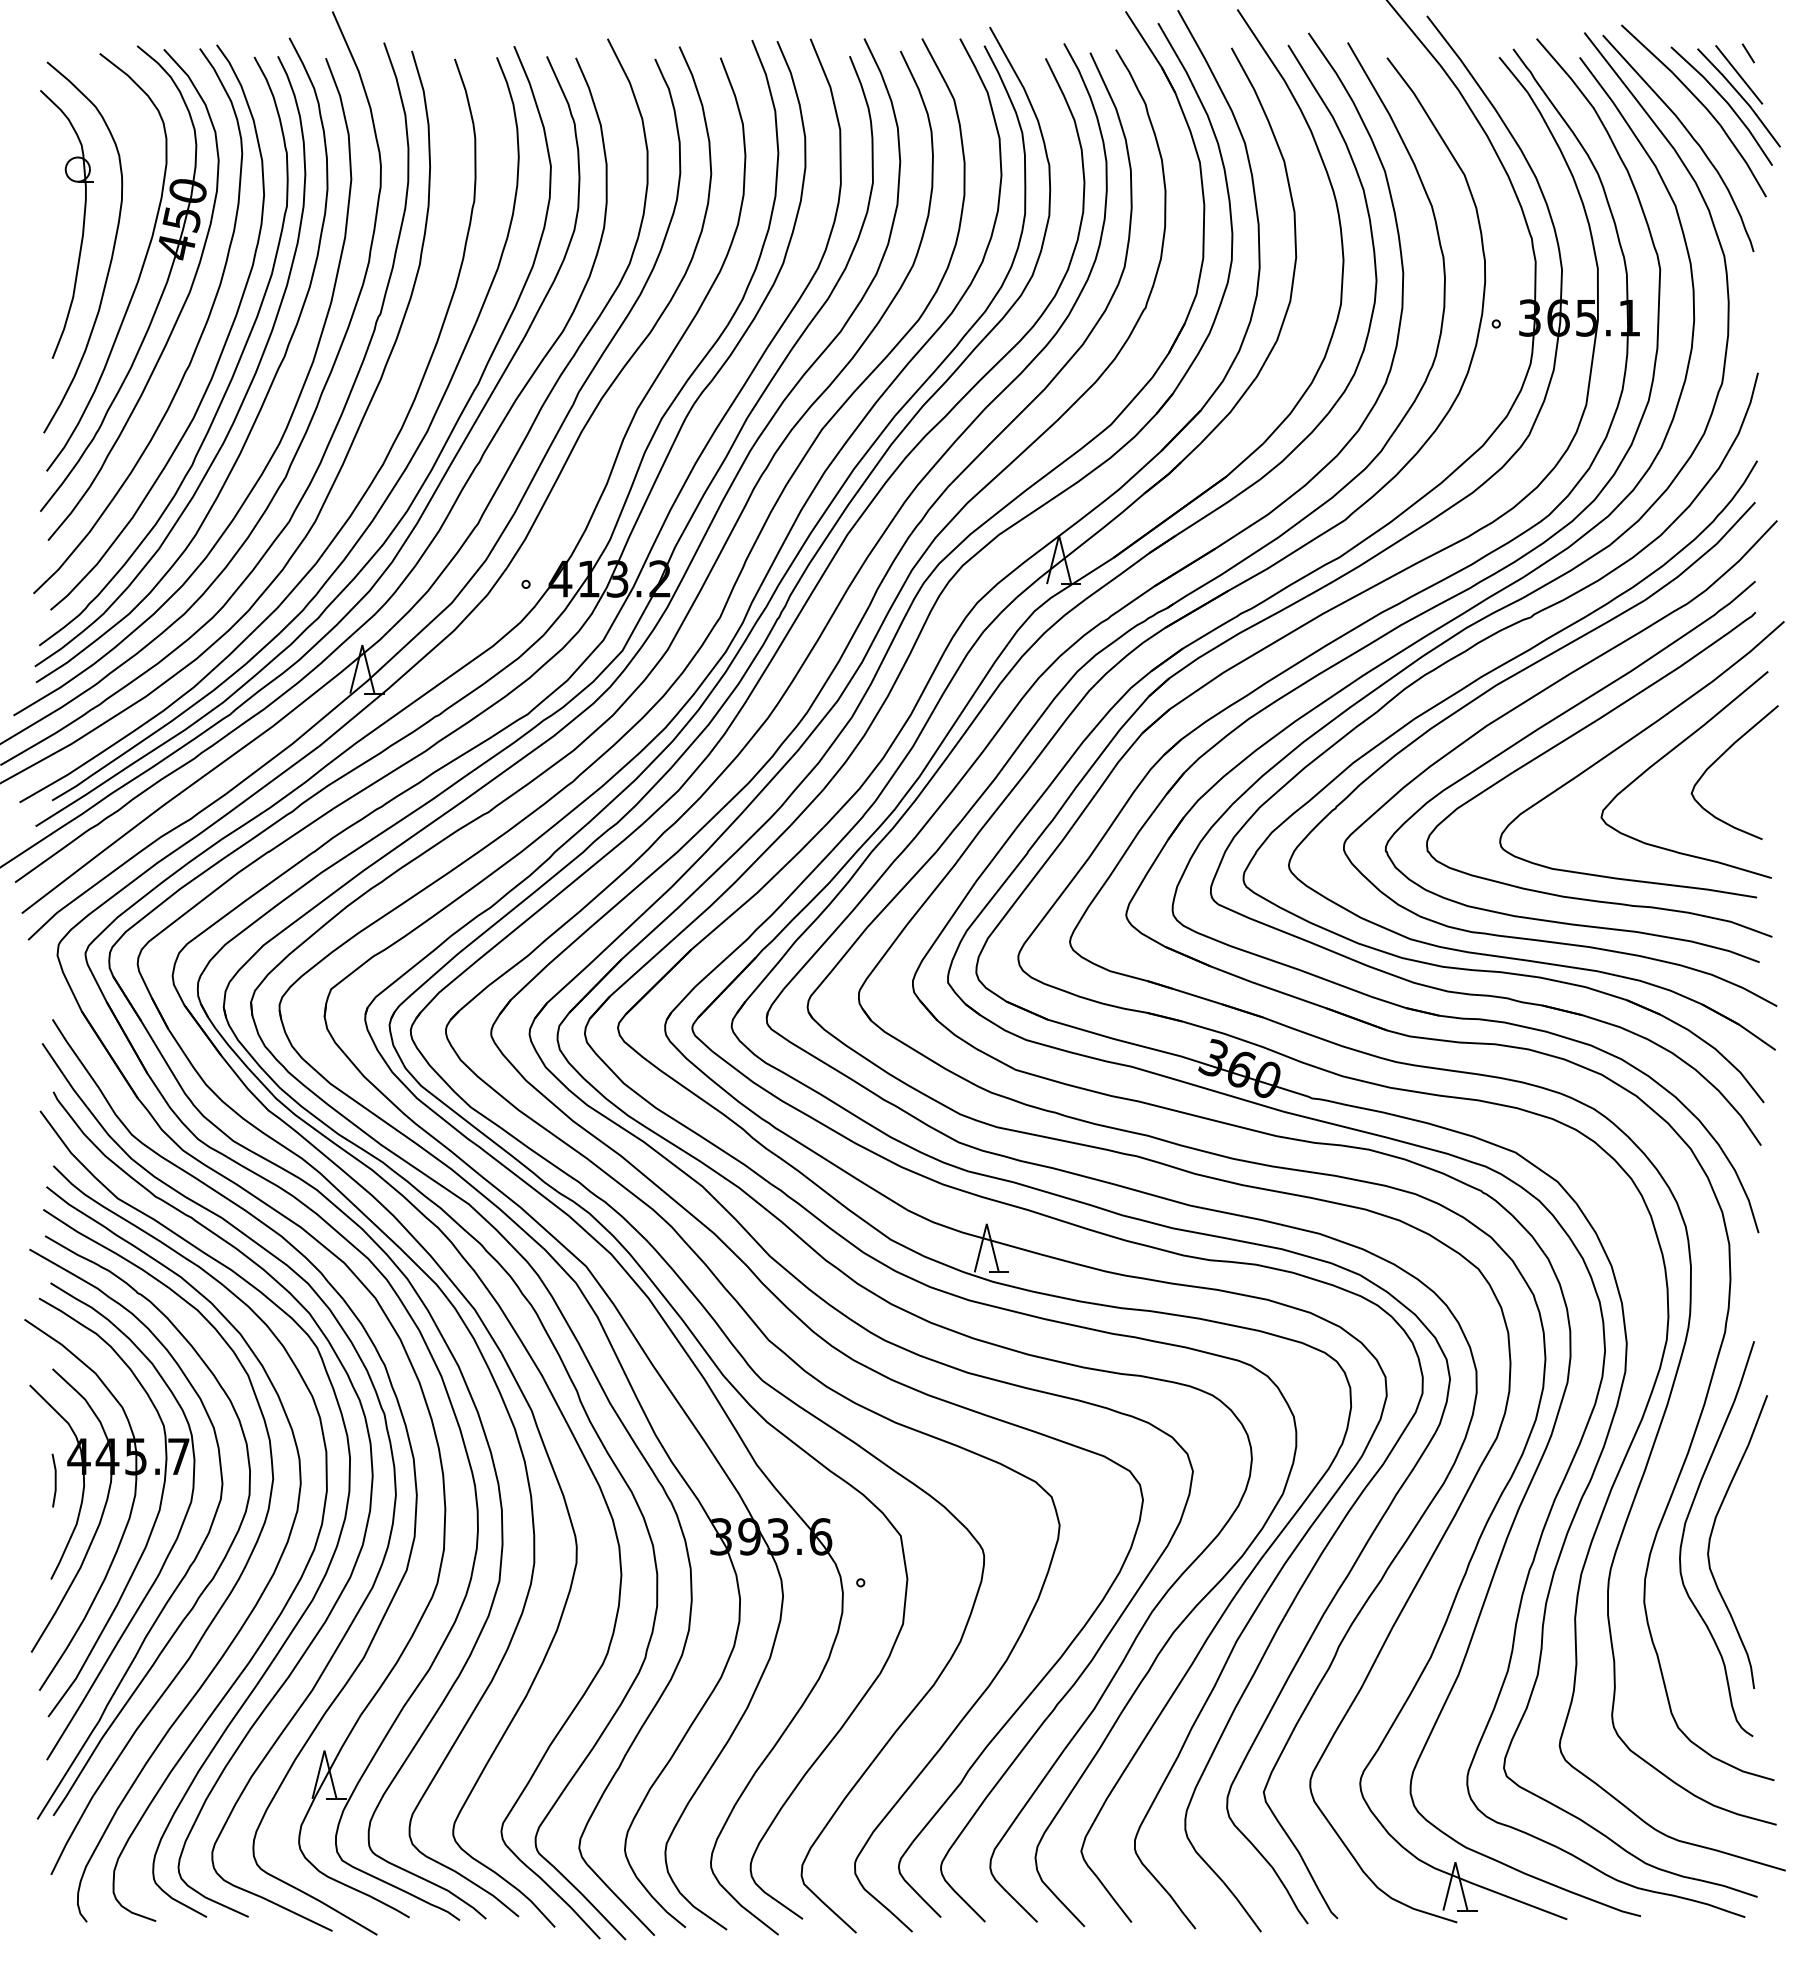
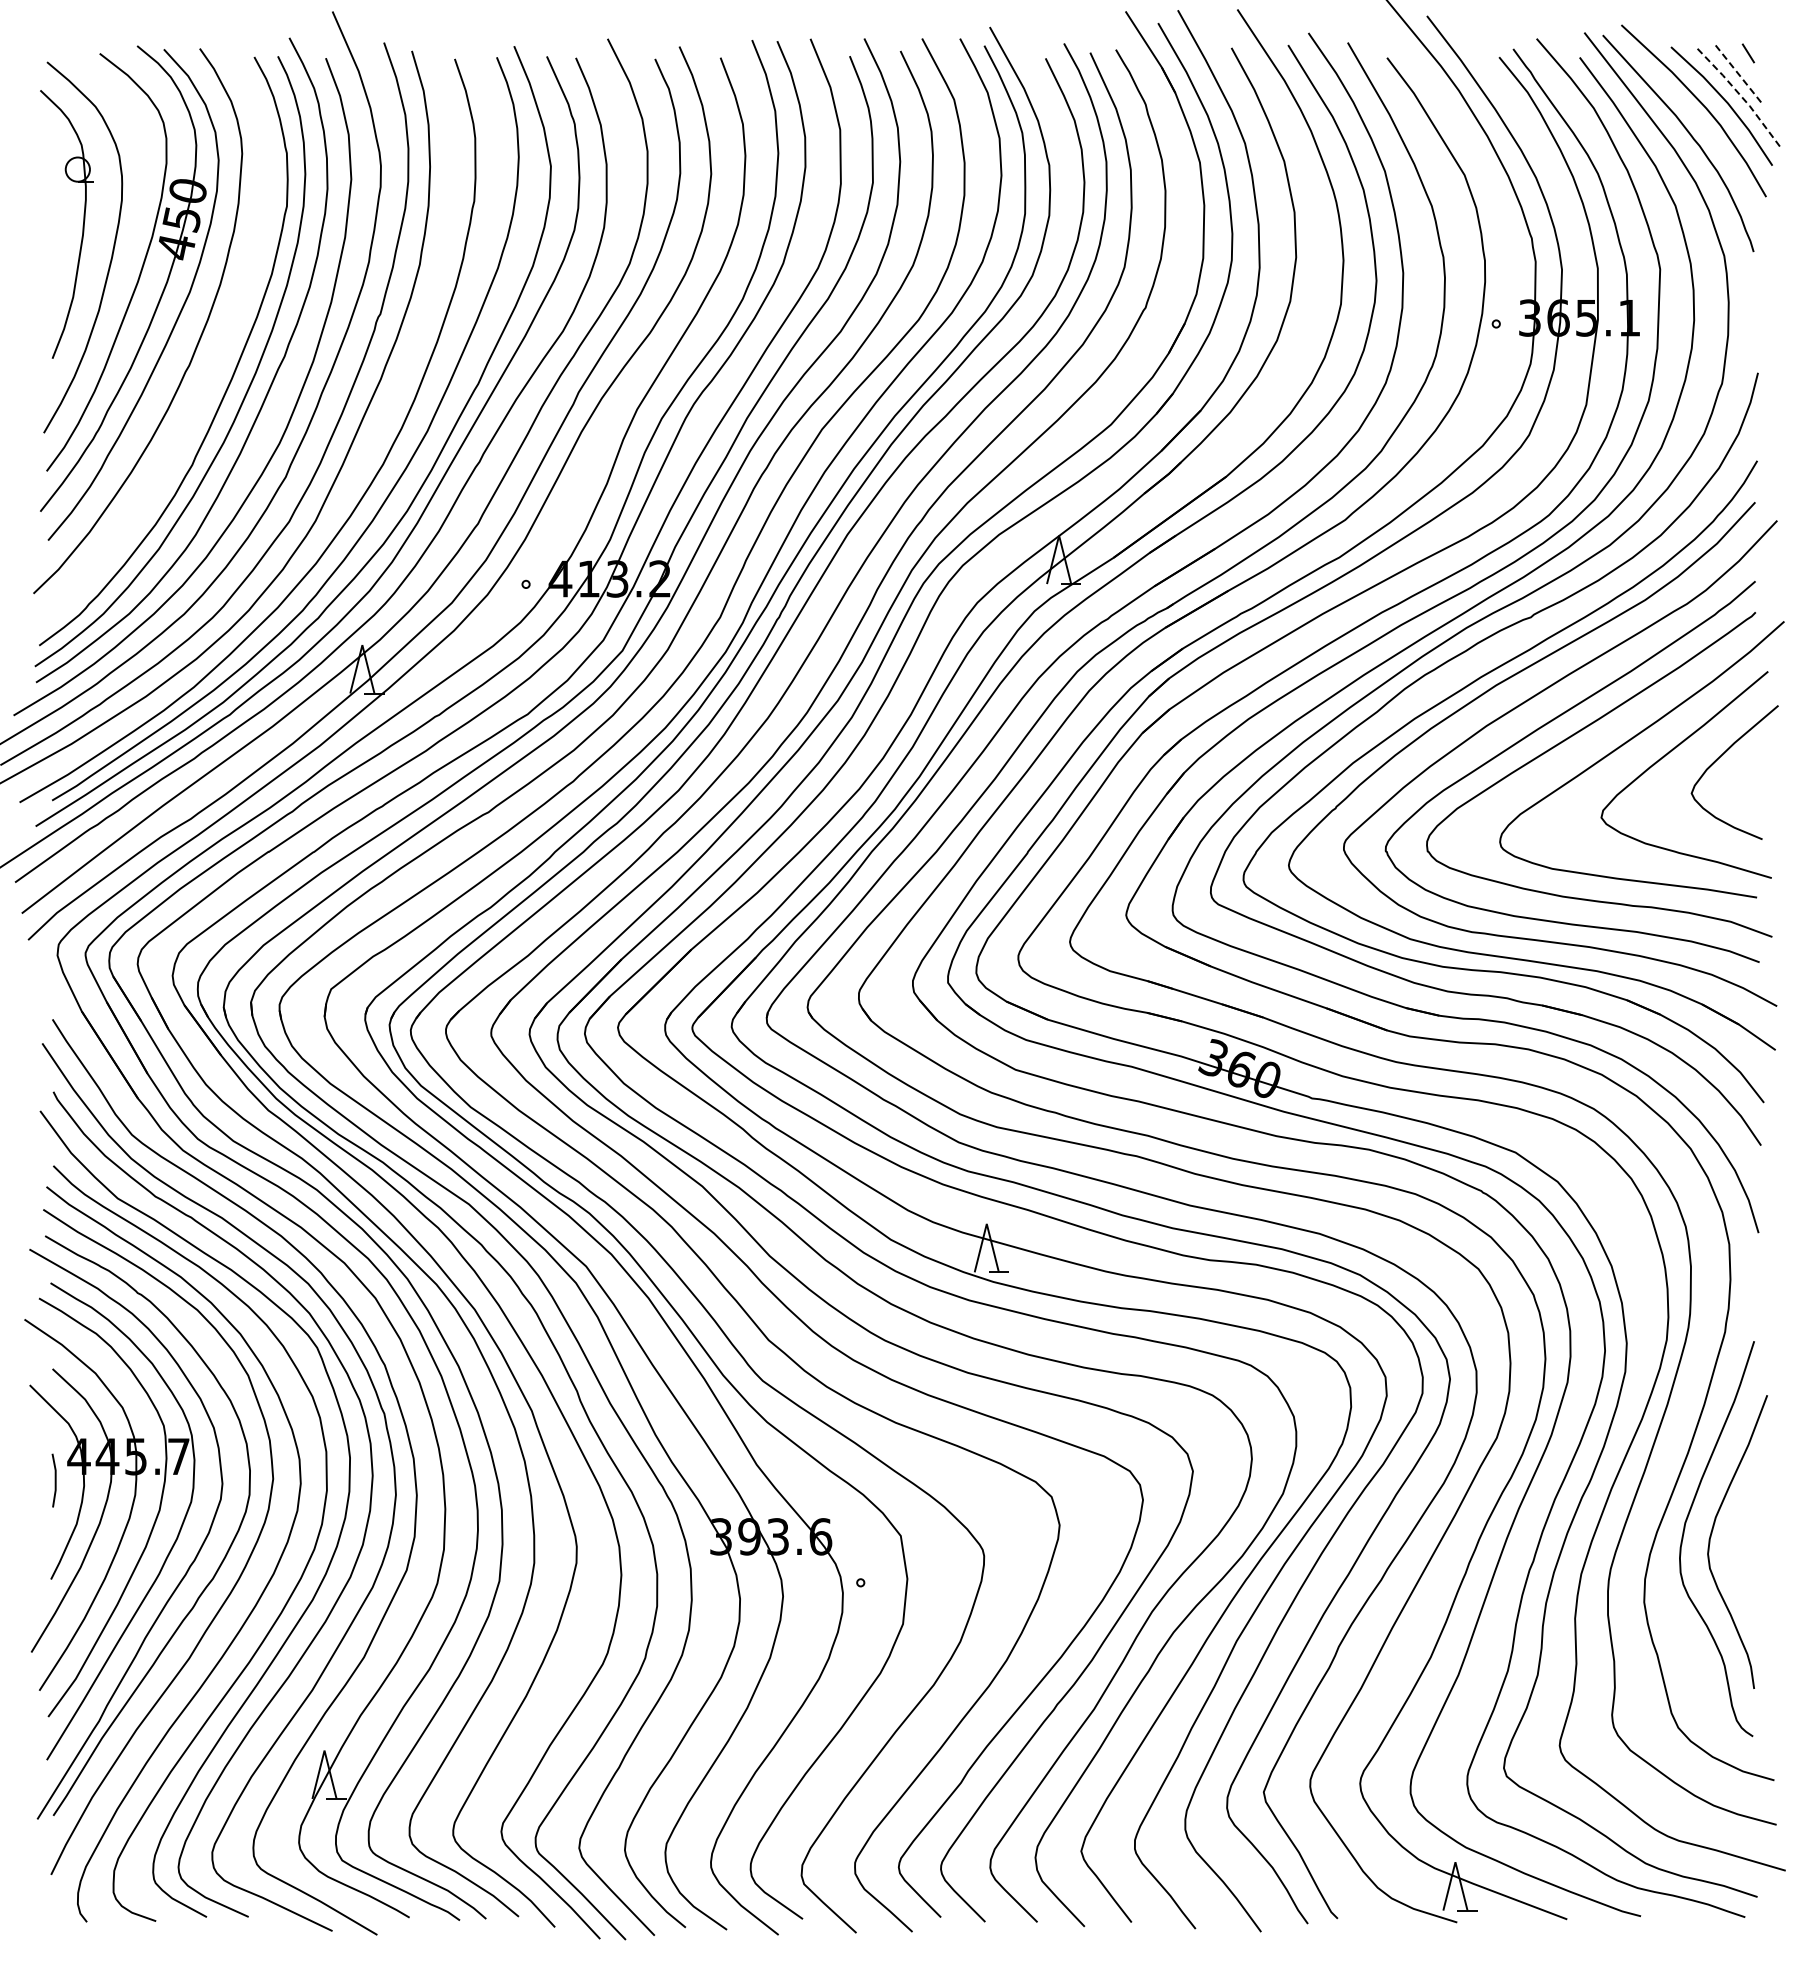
line: solid -> dashed (1739, 74)
line: solid -> dashed (1741, 96)
curve: present -> none (220, 352)
